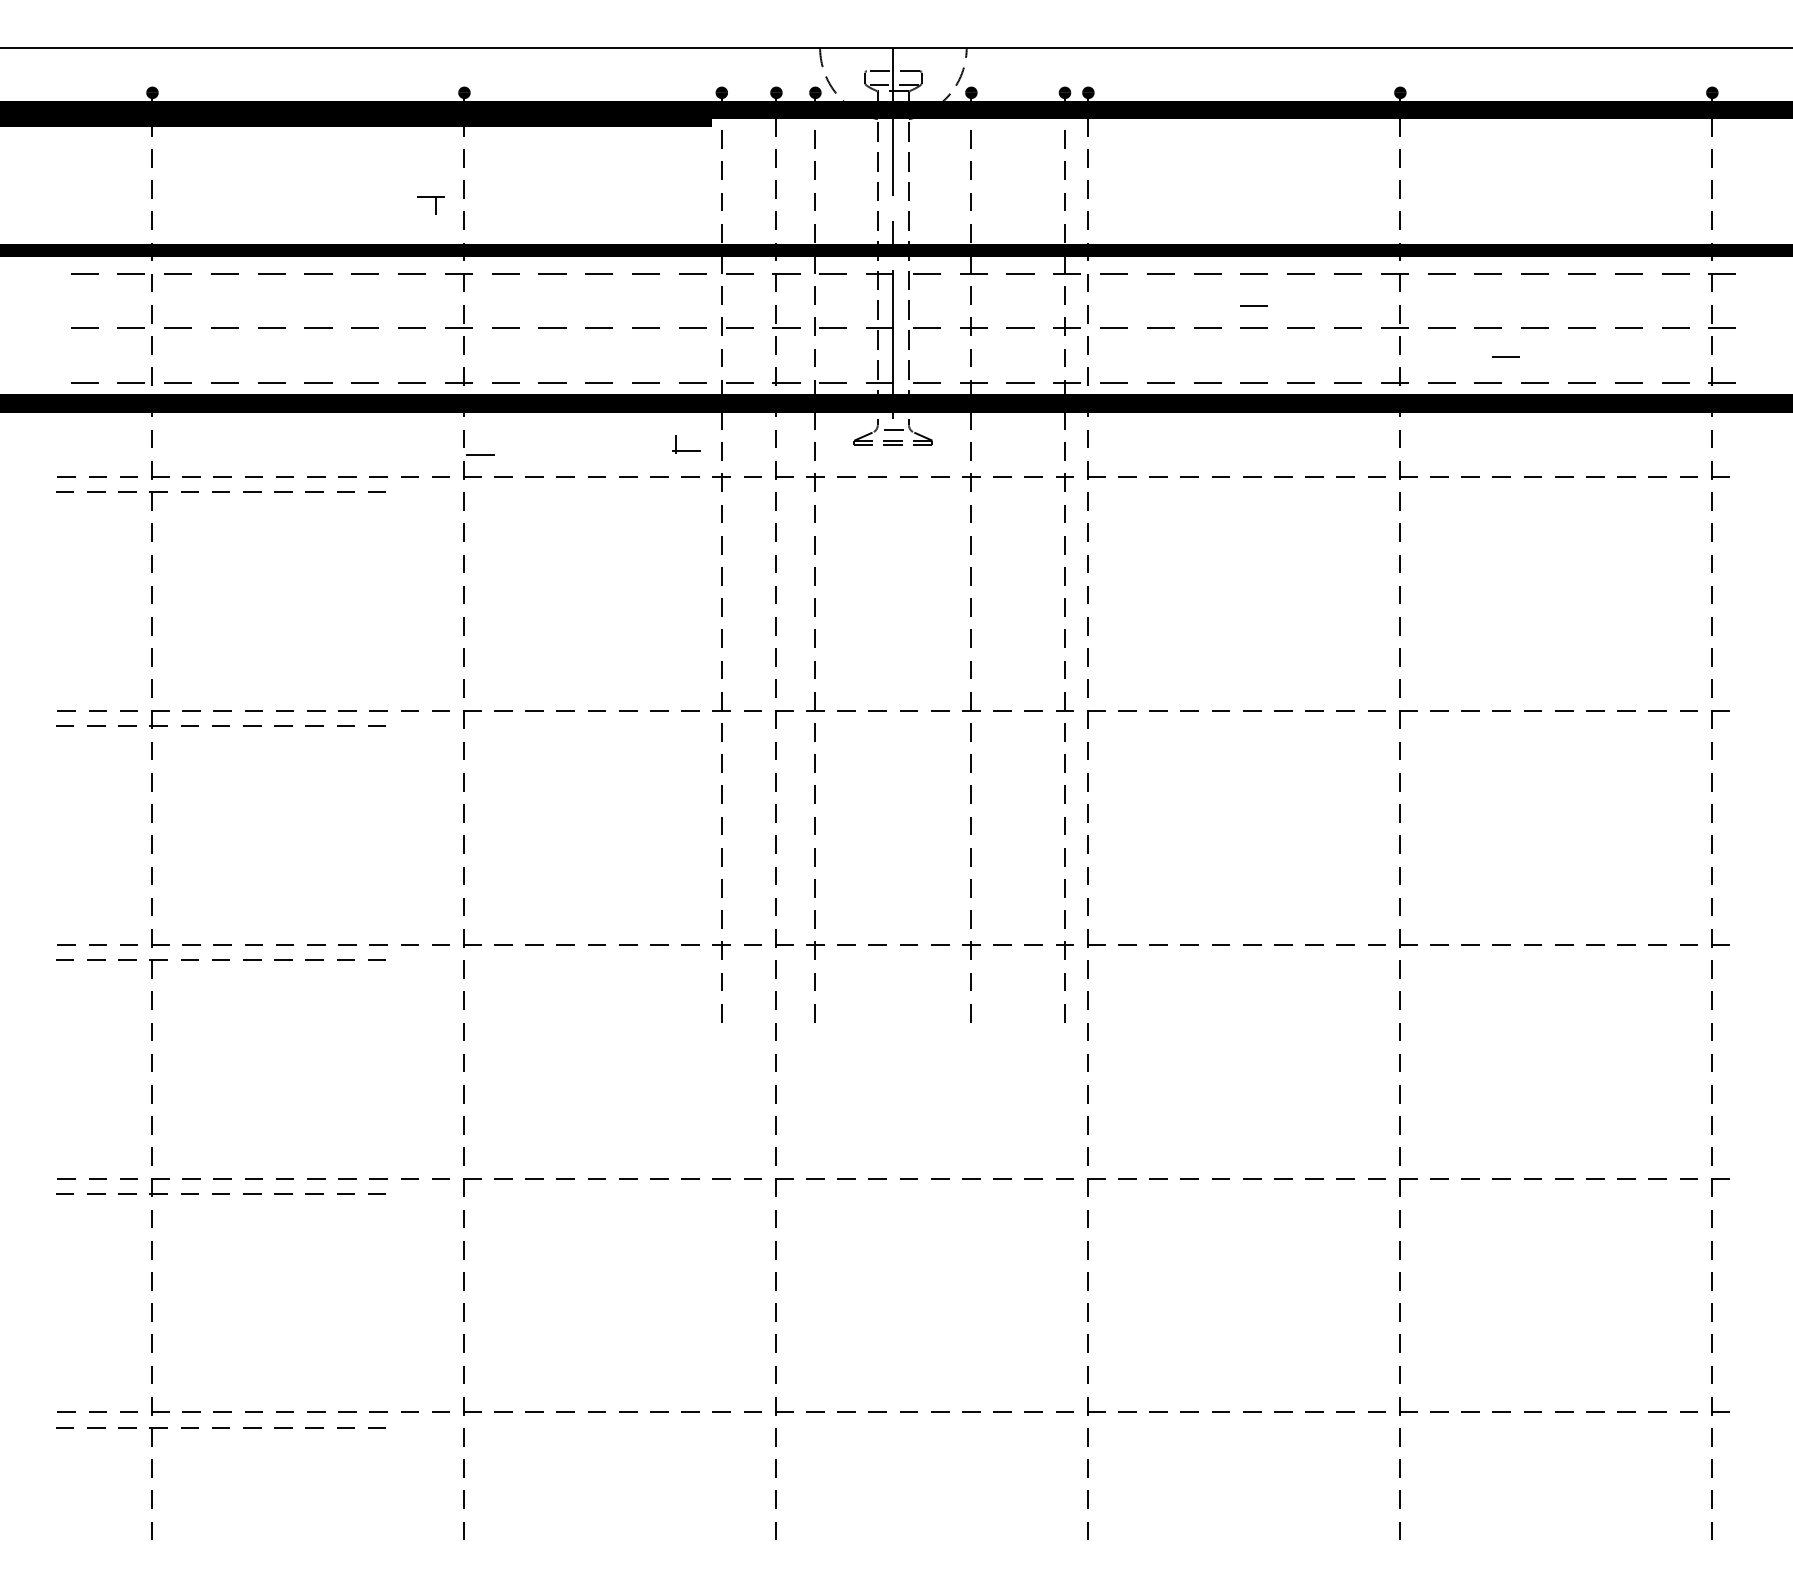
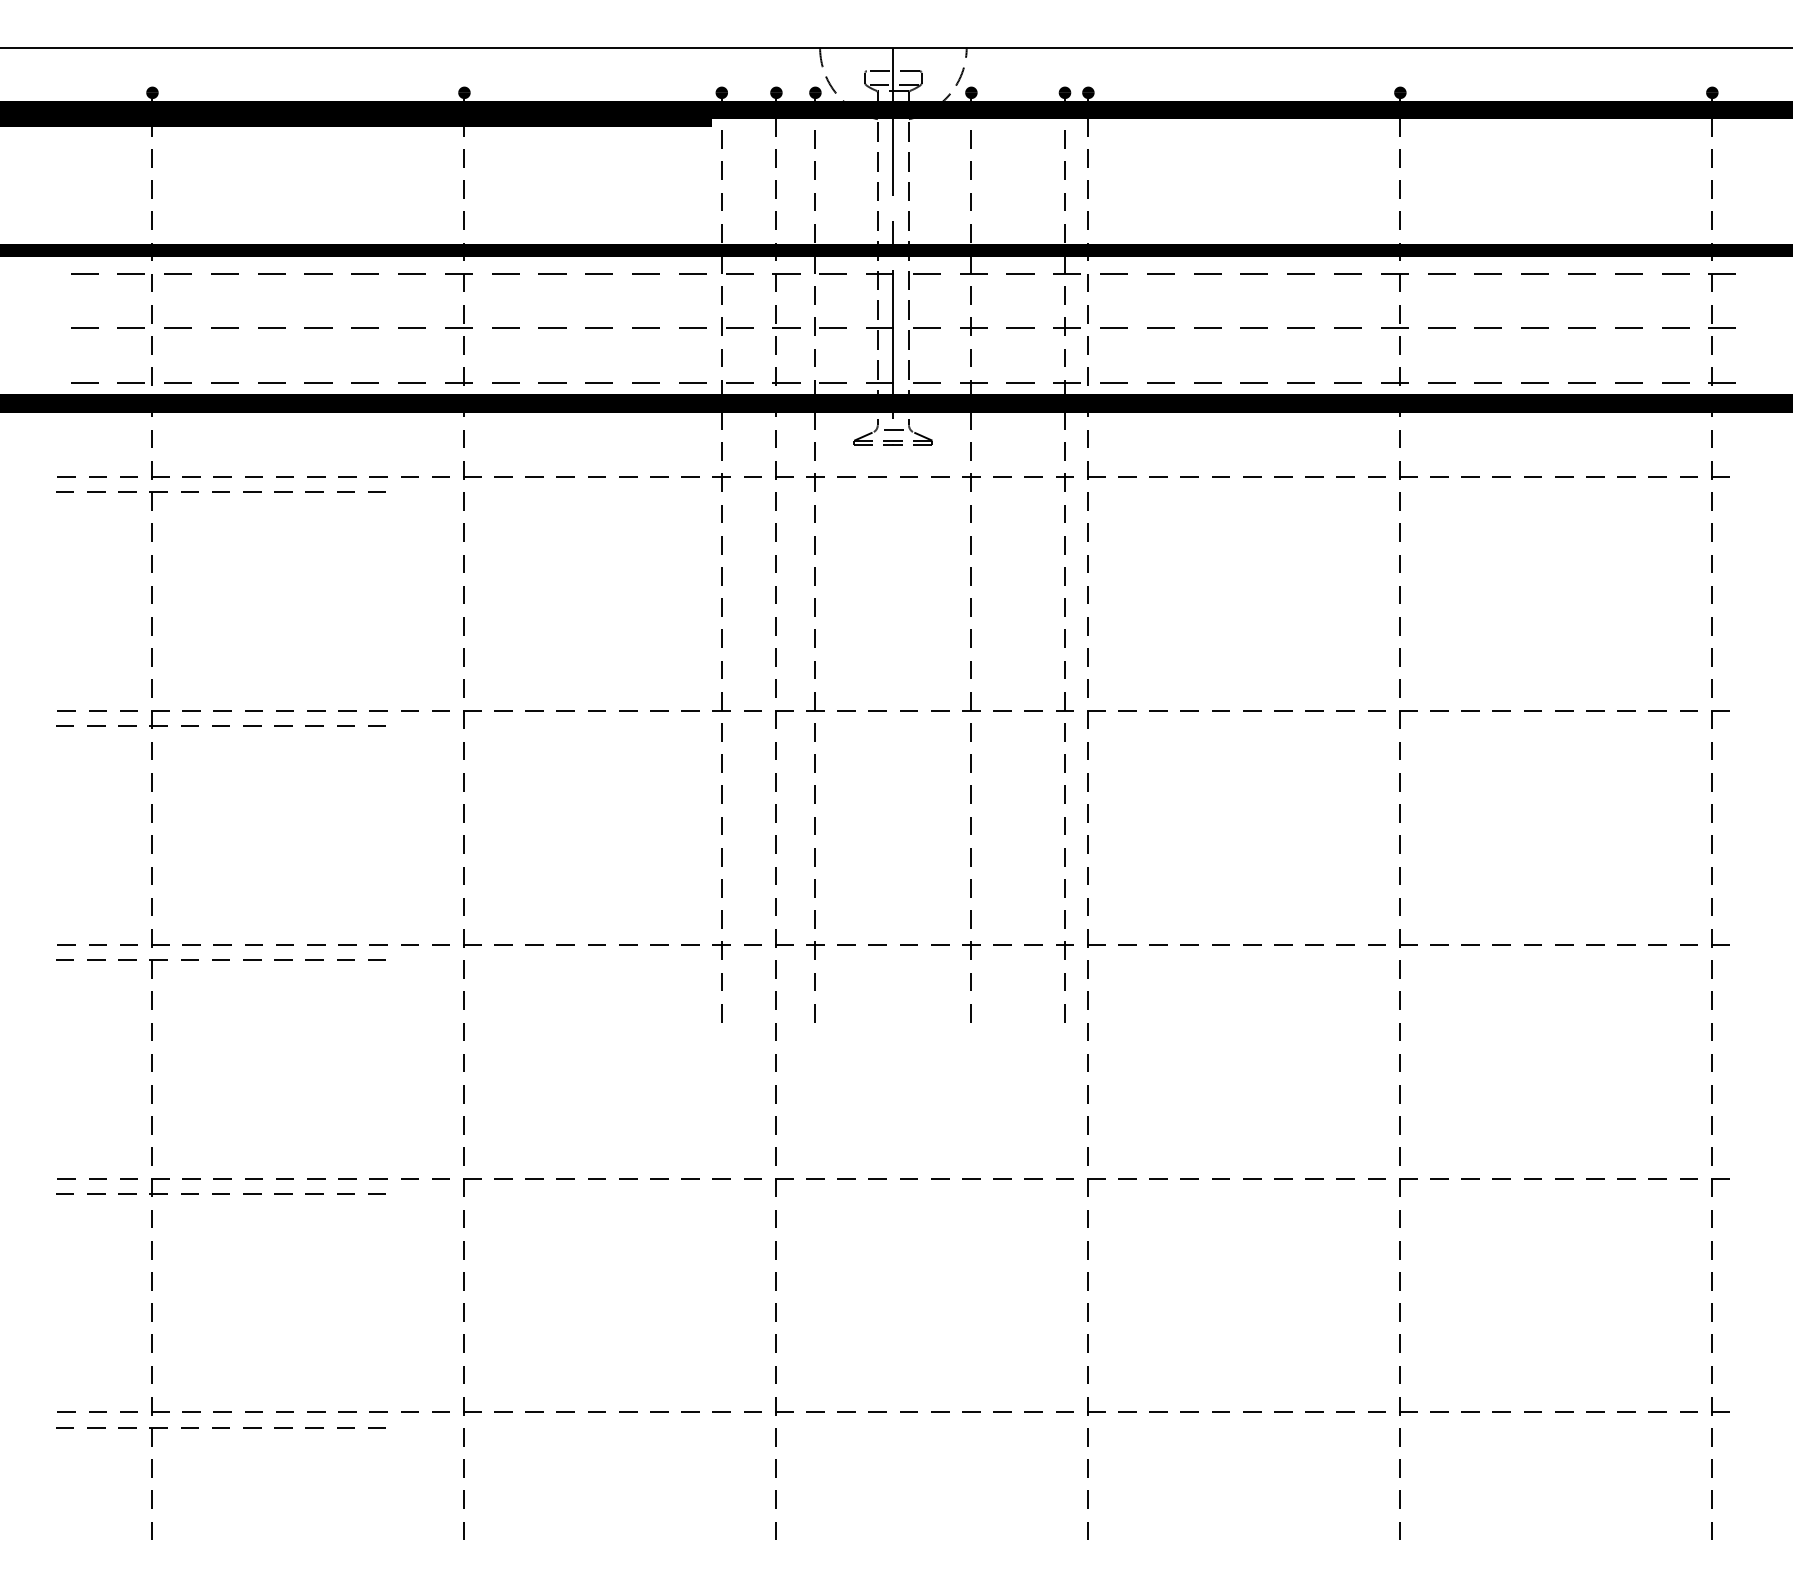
part: present -> none (430, 205)
line: present -> none (1253, 305)
line: present -> none (1505, 356)
part: present -> none (686, 444)
line: present -> none (480, 454)
